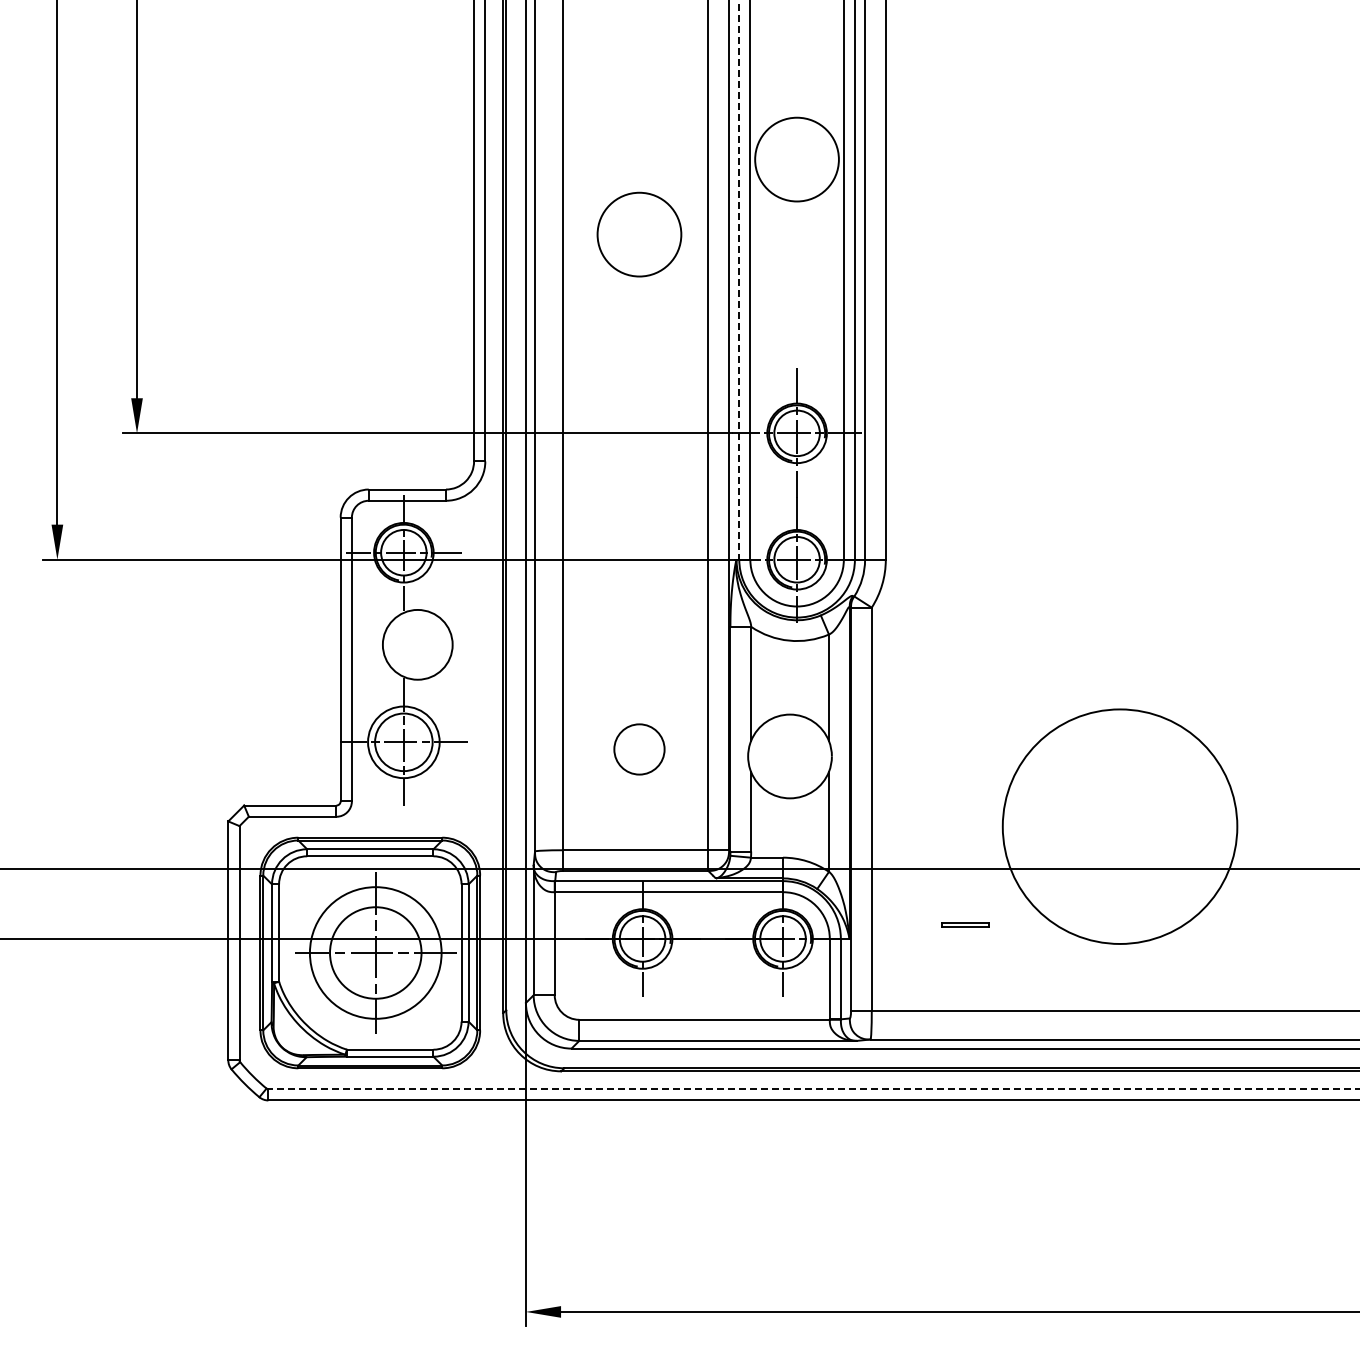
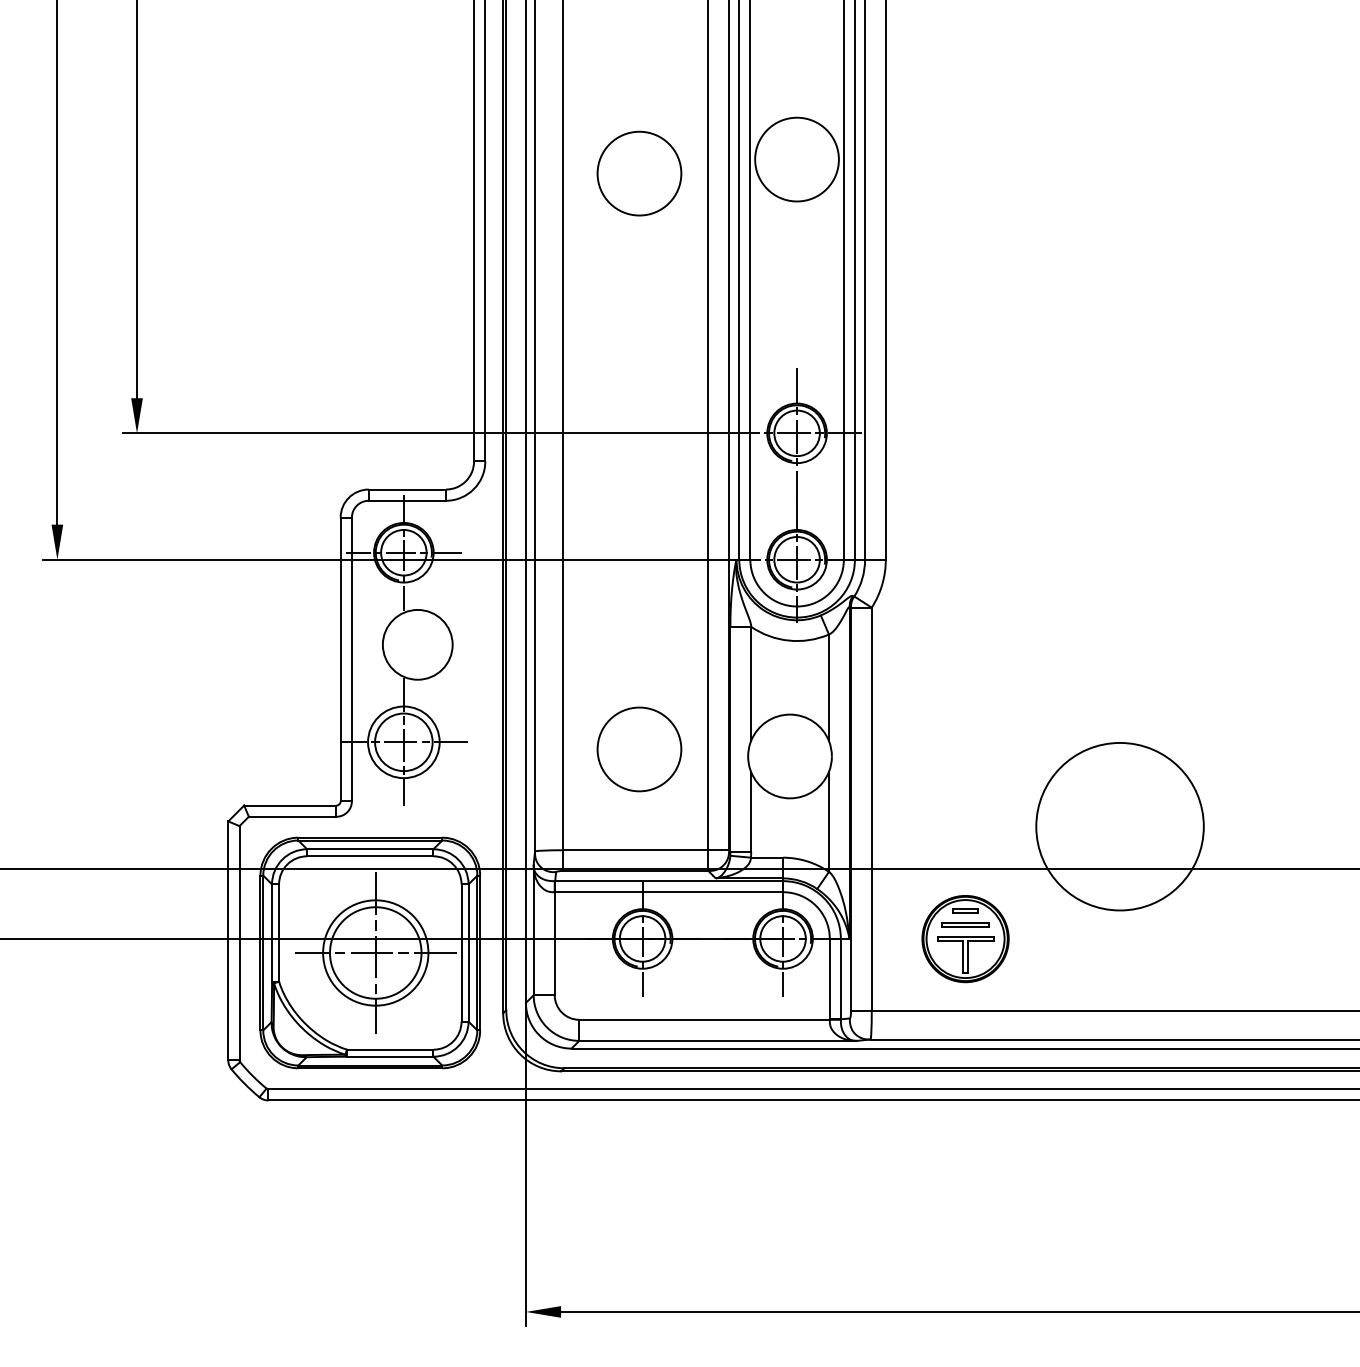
circle position: (639, 234) -> (639, 173) (639, 173)
line: dashed -> solid (739, 279)
circle size: 53x53 px -> 87x87 px (639, 749)
circle diameter: 235 px -> 168 px (1119, 826)
part: none -> present (965, 939)
circle diameter: 132 px -> 105 px (375, 952)
line: dashed -> solid (813, 1089)
